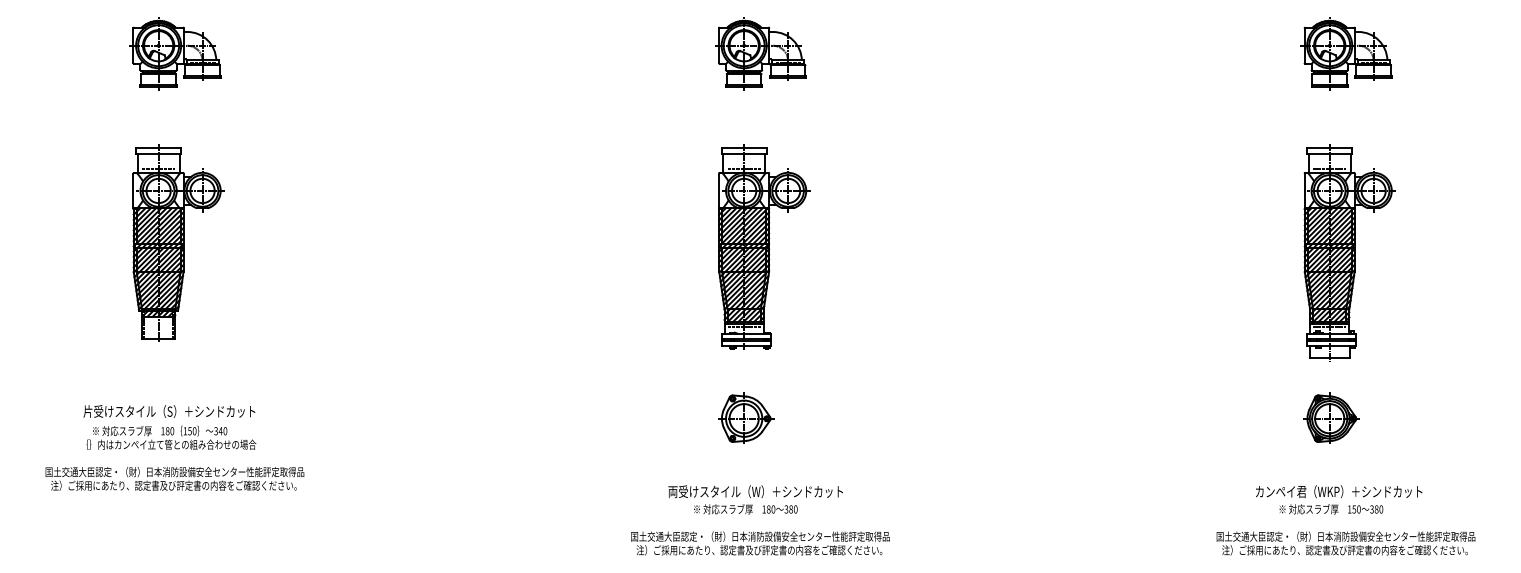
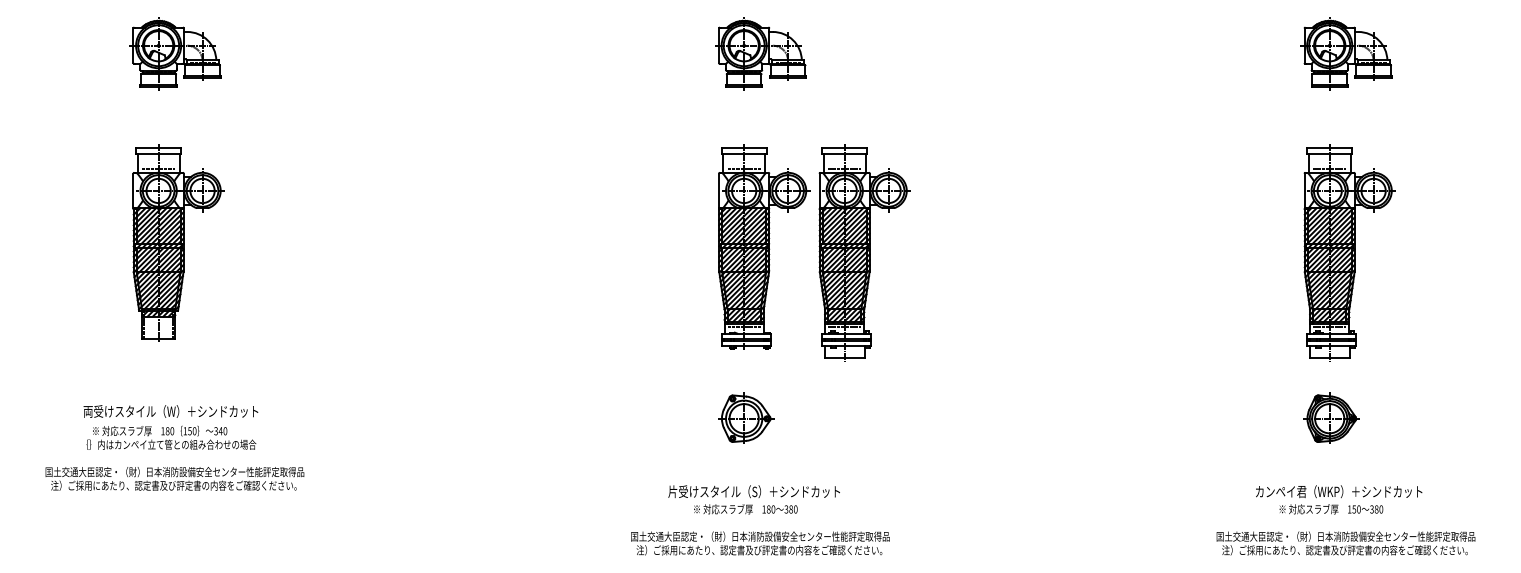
part: none -> present (864, 252)
text: 片受けスタイル（S）＋シンドカット -> 両受けスタイル（W）＋シンドカット (170, 411)
text: 両受けスタイル（W）＋シンドカット -> 片受けスタイル（S）＋シンドカット (755, 491)
